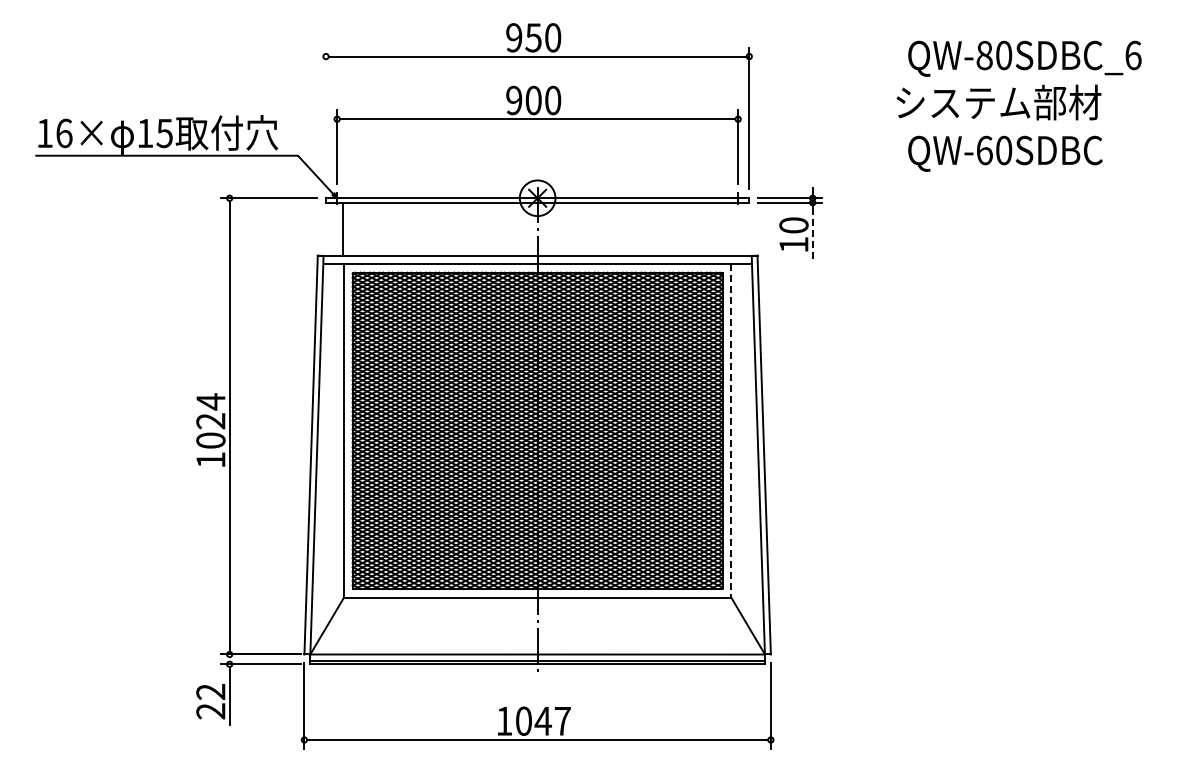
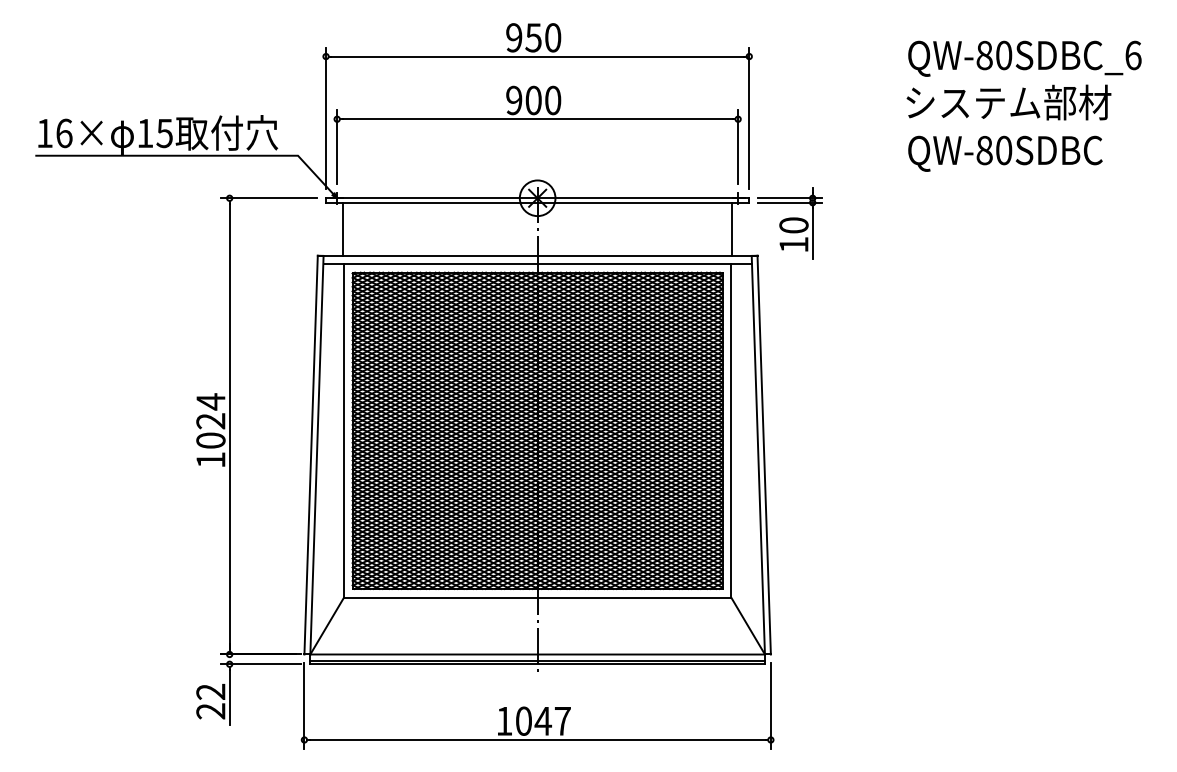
text position: (998, 102) -> (1008, 102) (1008, 102)
line: none -> present (326, 118)
text: QW-60SDBC -> QW-80SDBC (984, 150)
line: none -> present (731, 228)
line: dashed -> solid (812, 234)
line: dashed -> solid (731, 431)
